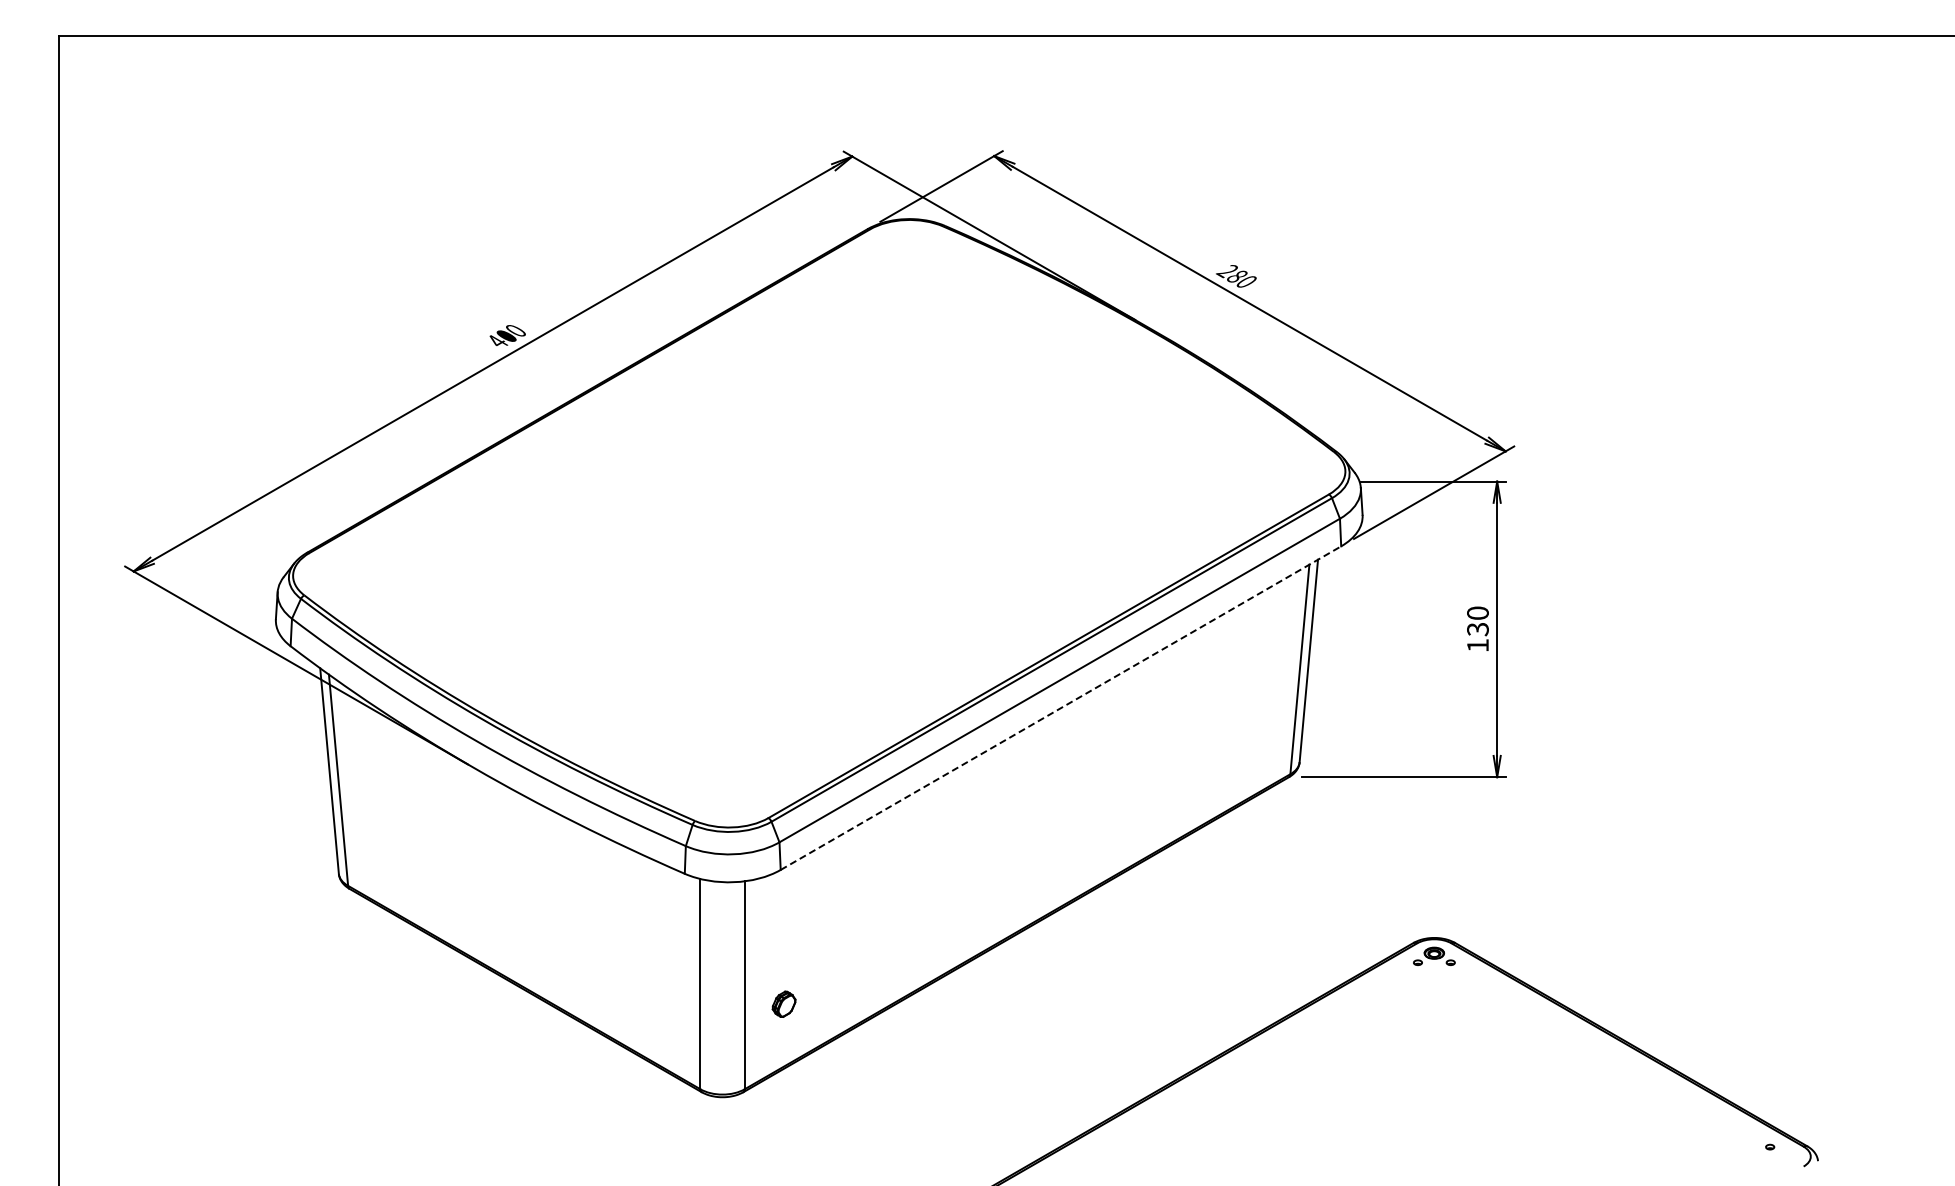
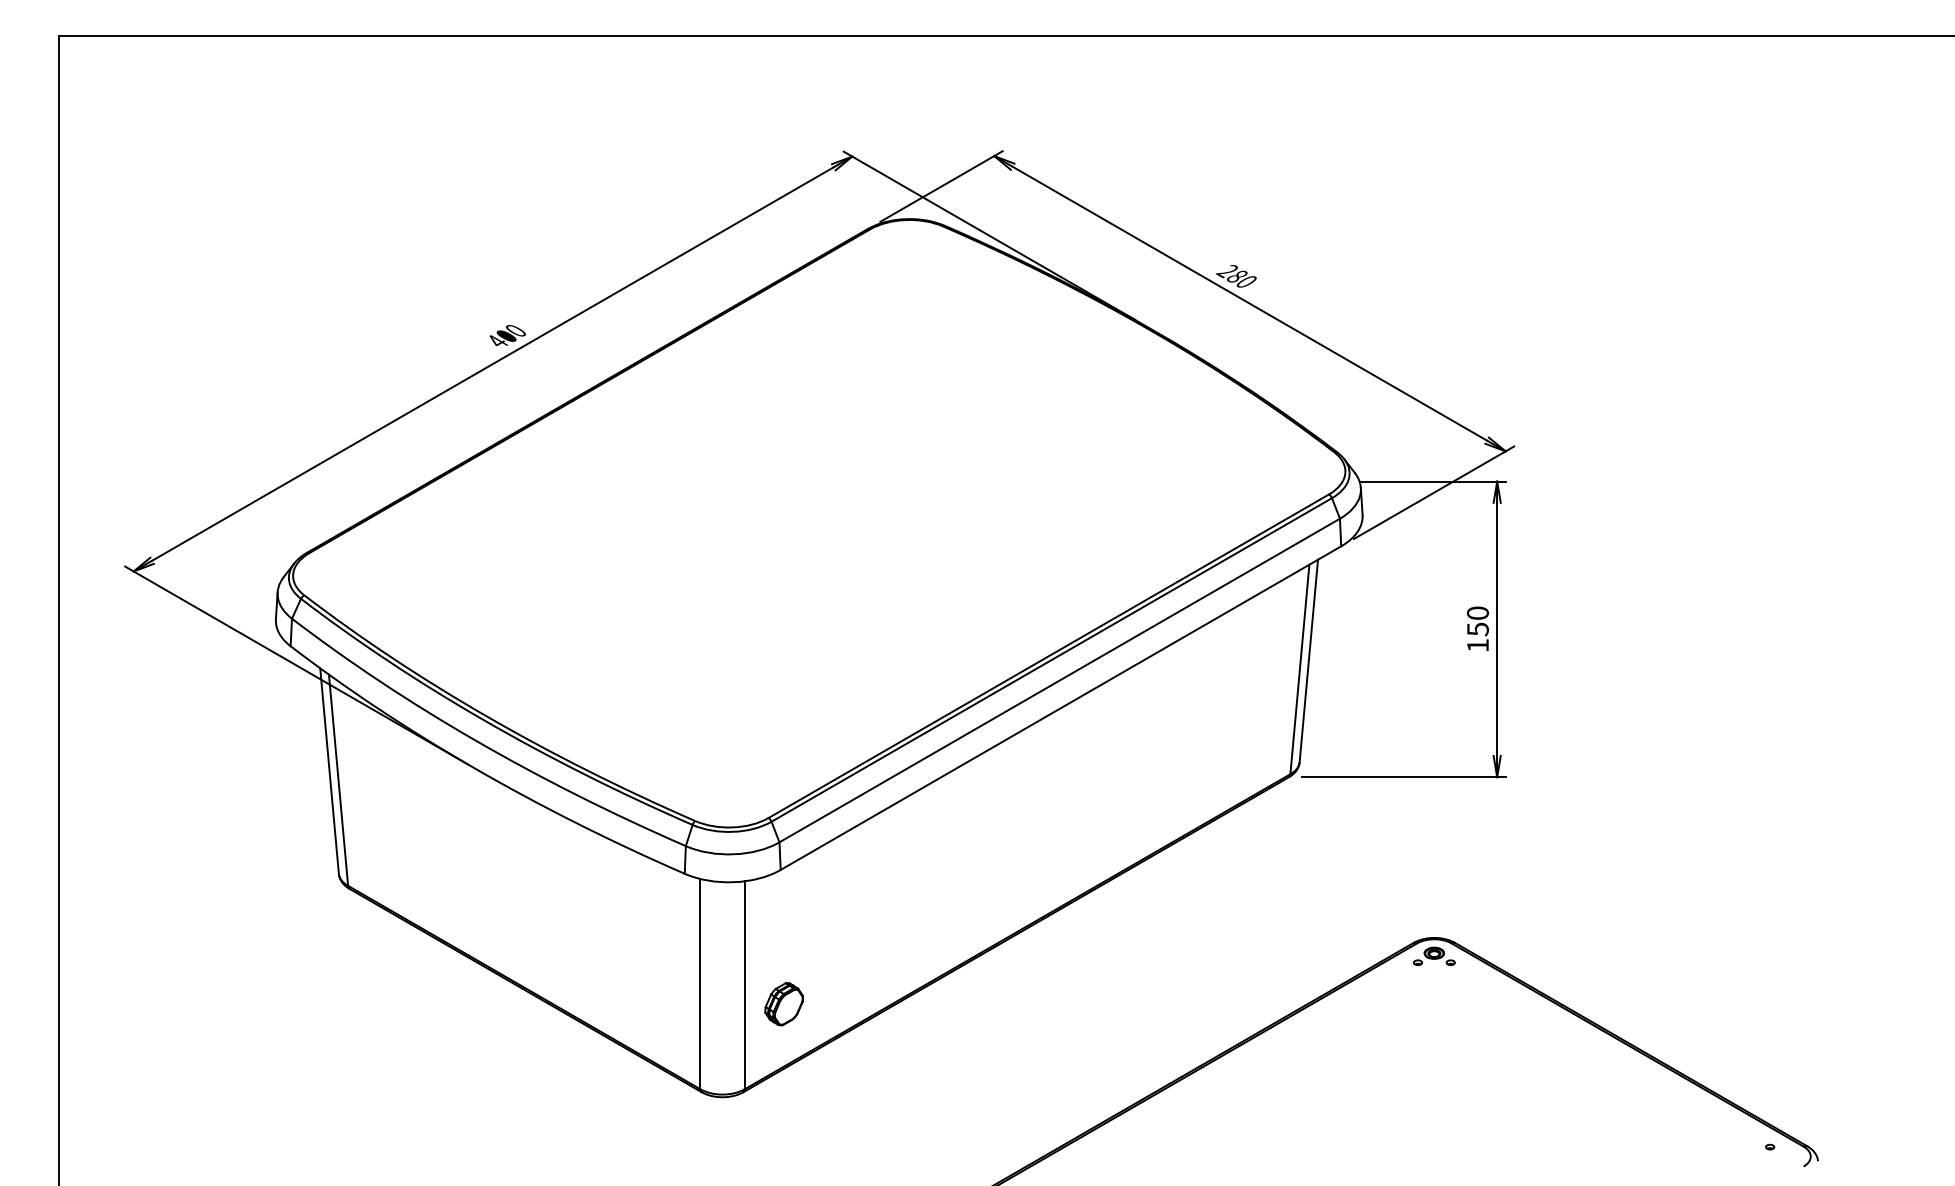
text: 130 -> 150 (1477, 628)
line: dashed -> solid (1060, 708)
part size: 26x28 px -> 40x45 px (783, 1004)
